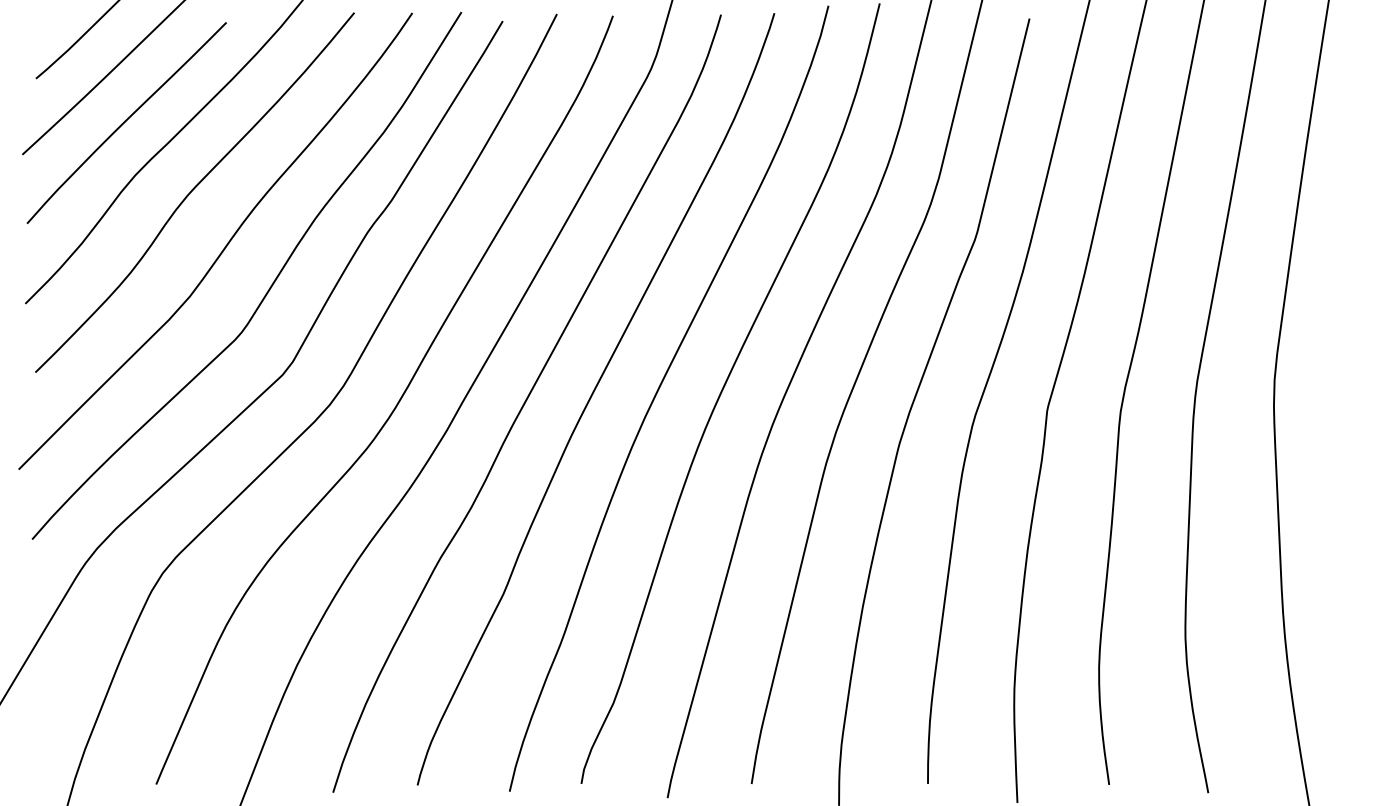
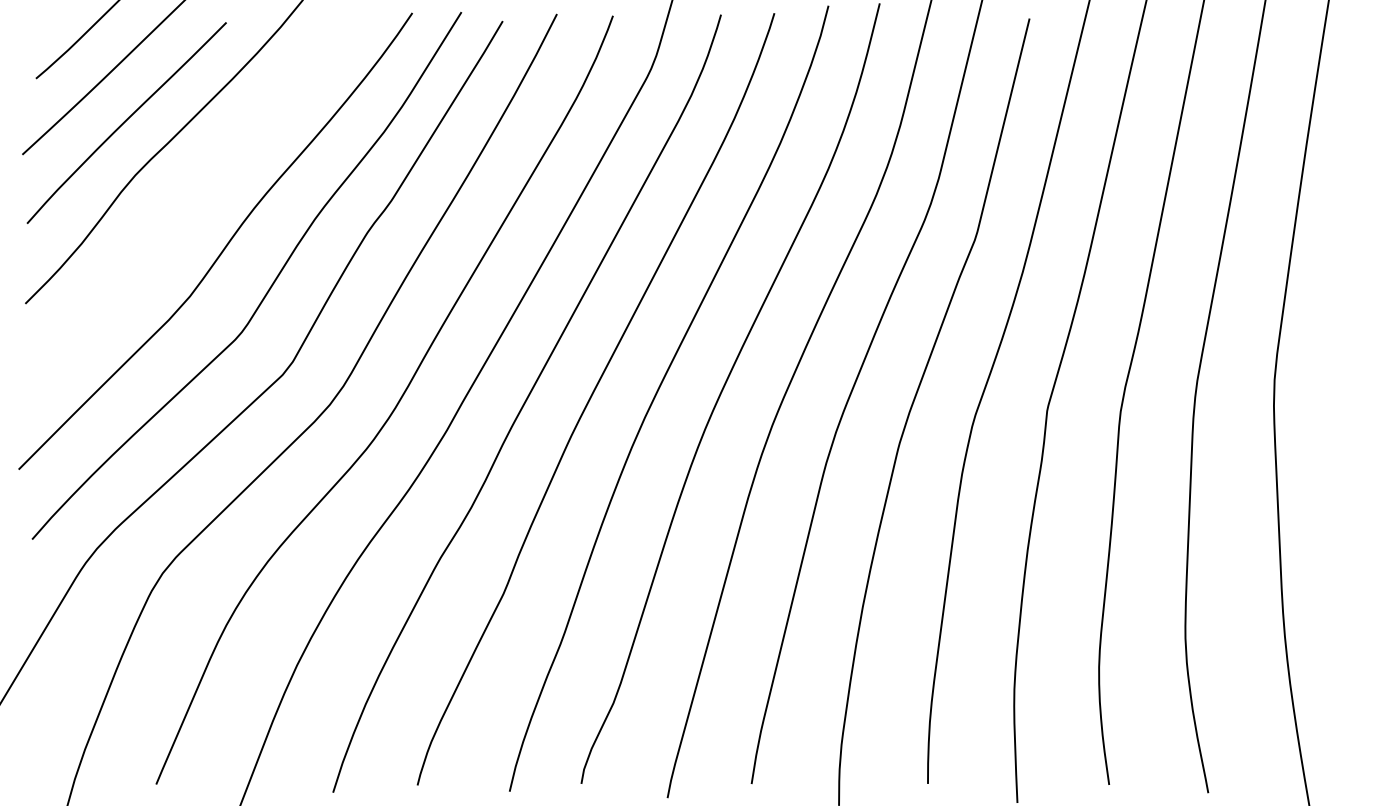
curve: present -> none (193, 190)
